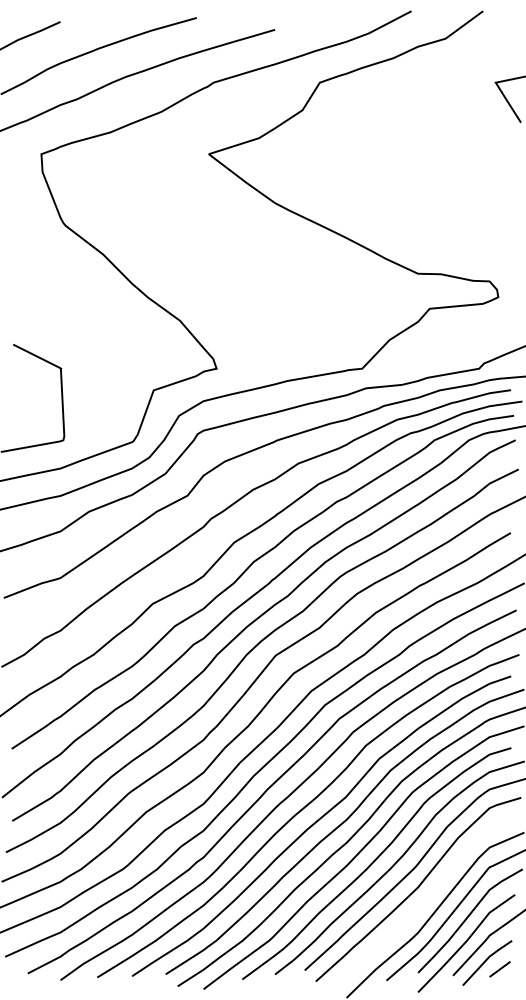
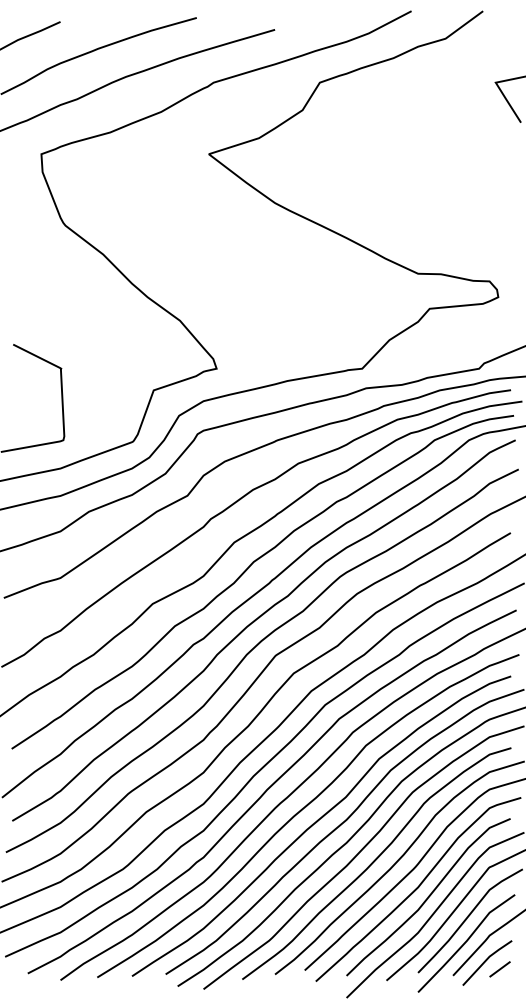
curve: none -> present (428, 897)
